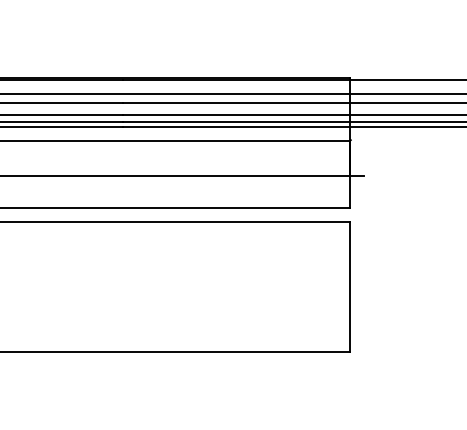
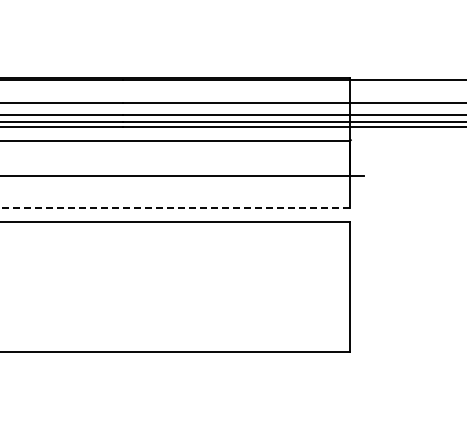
line: present -> none (232, 93)
line: solid -> dashed (175, 207)
